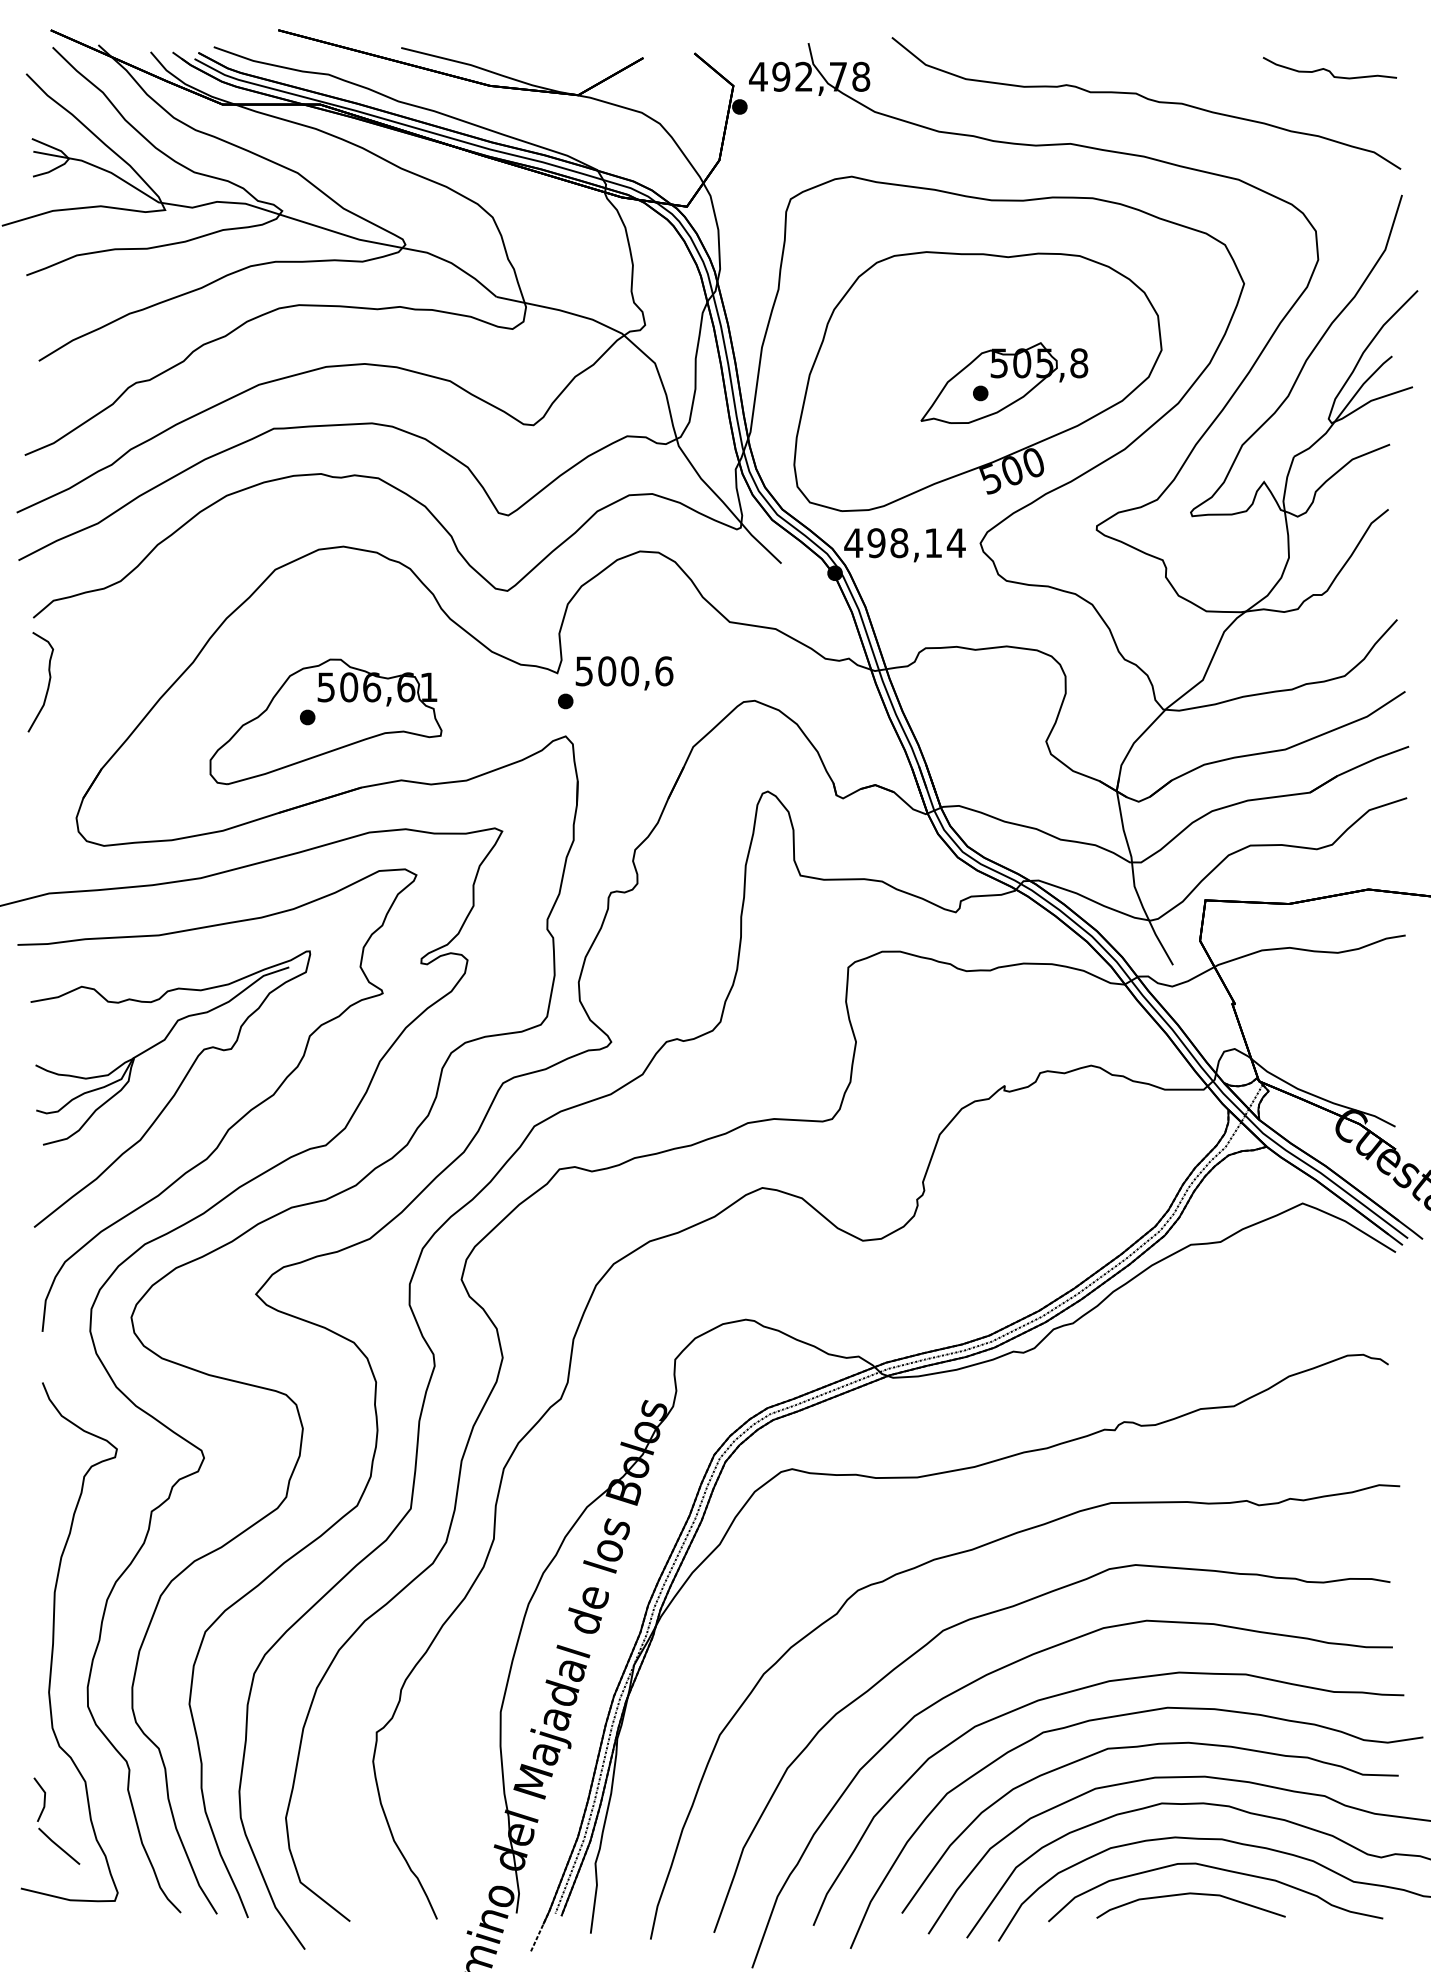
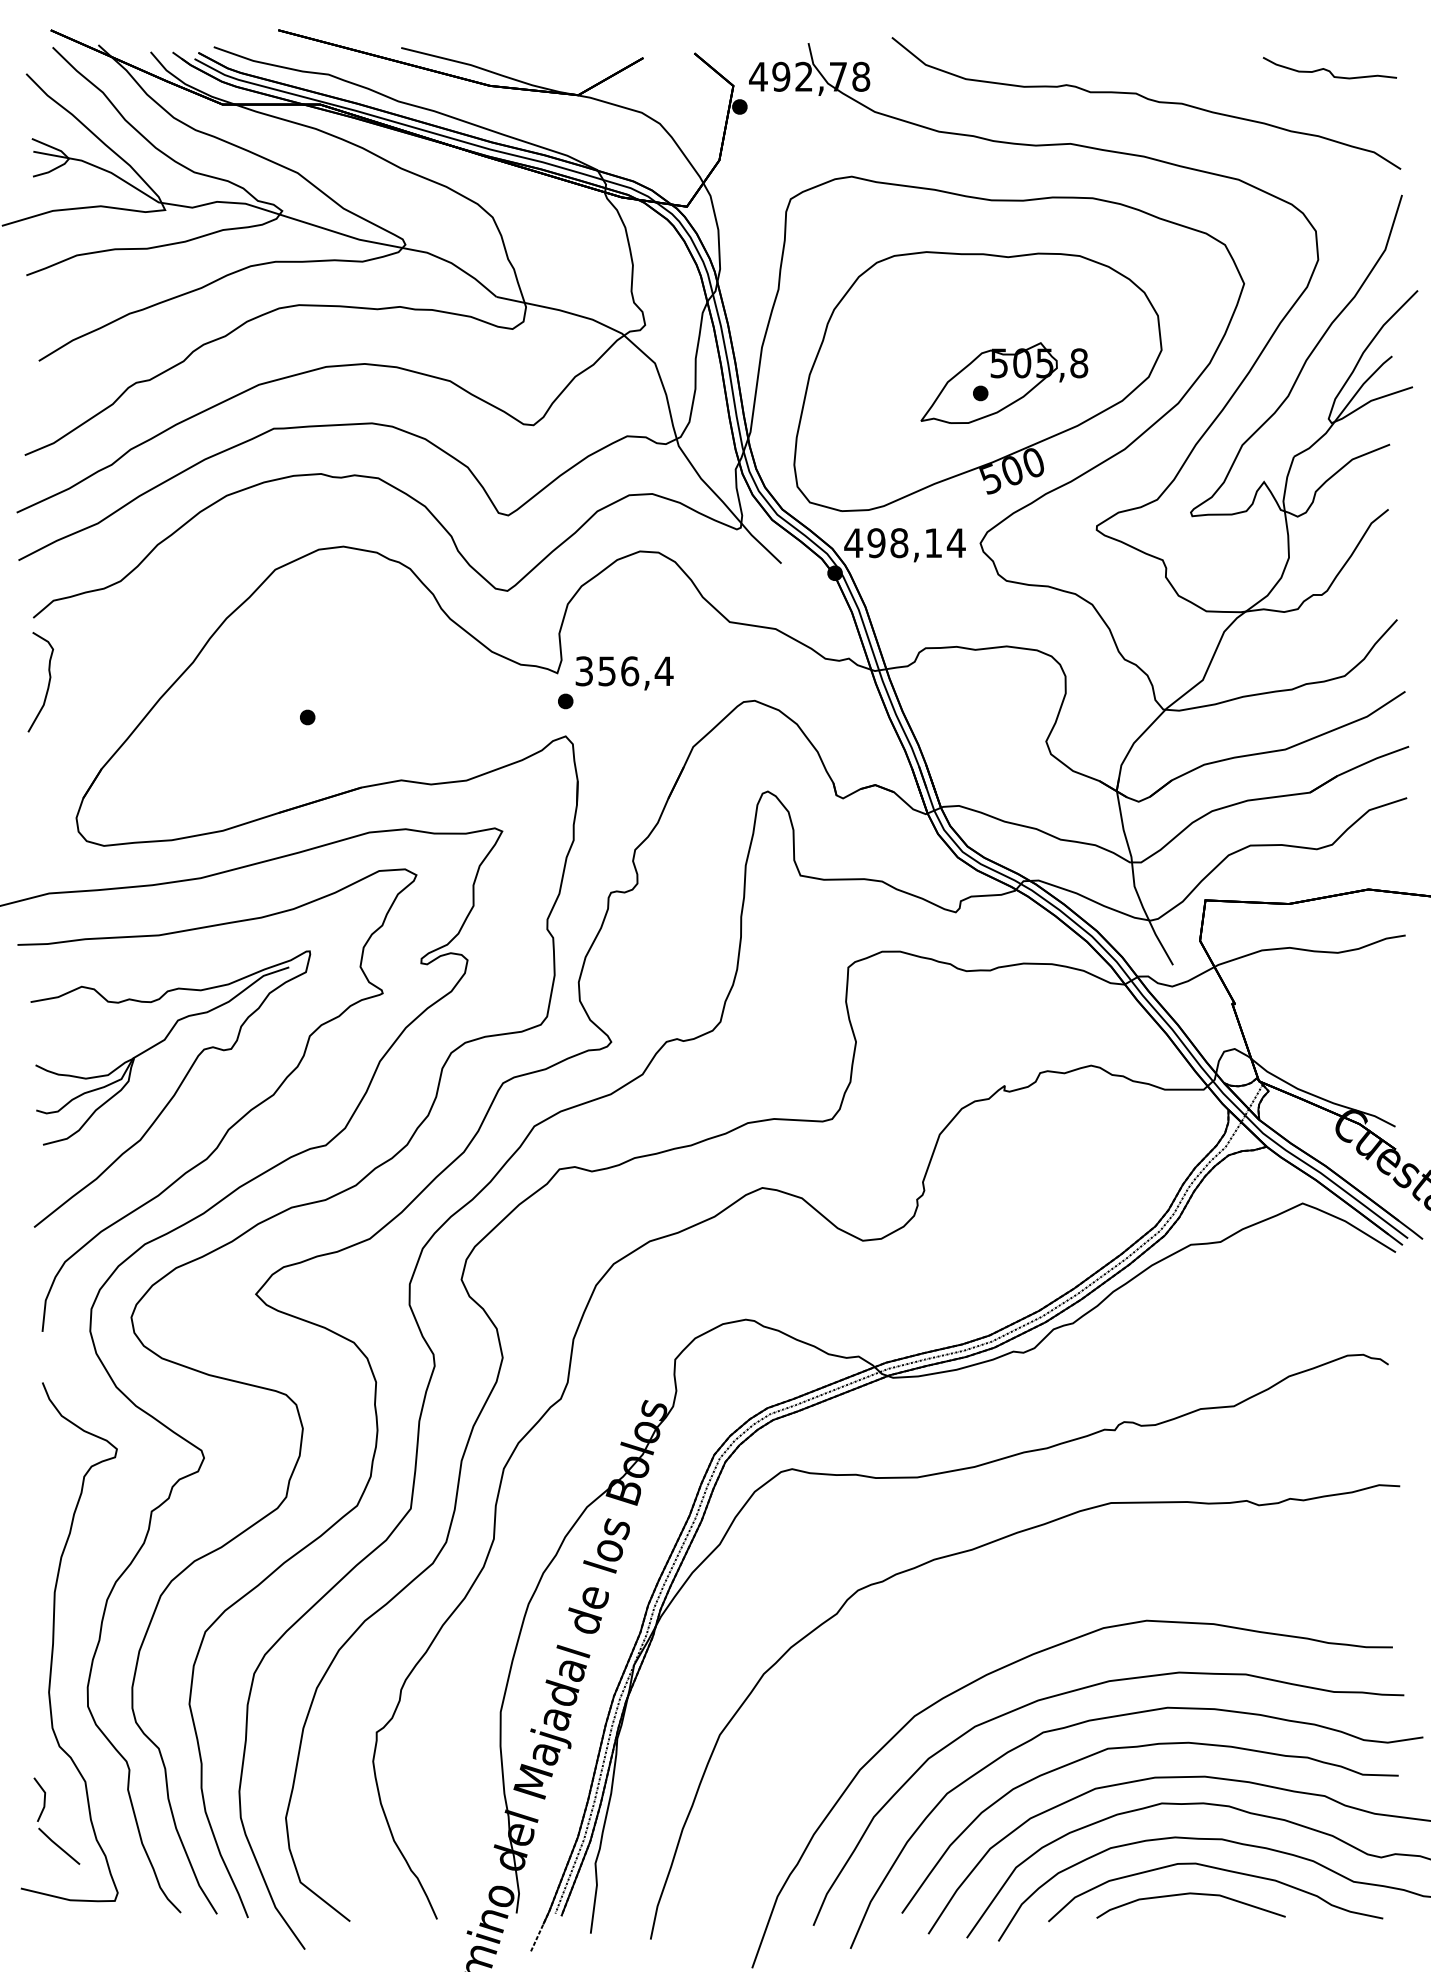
text: 500,6 -> 356,4 (624, 671)
part: present -> none (325, 721)
curve: present -> none (1013, 1607)
